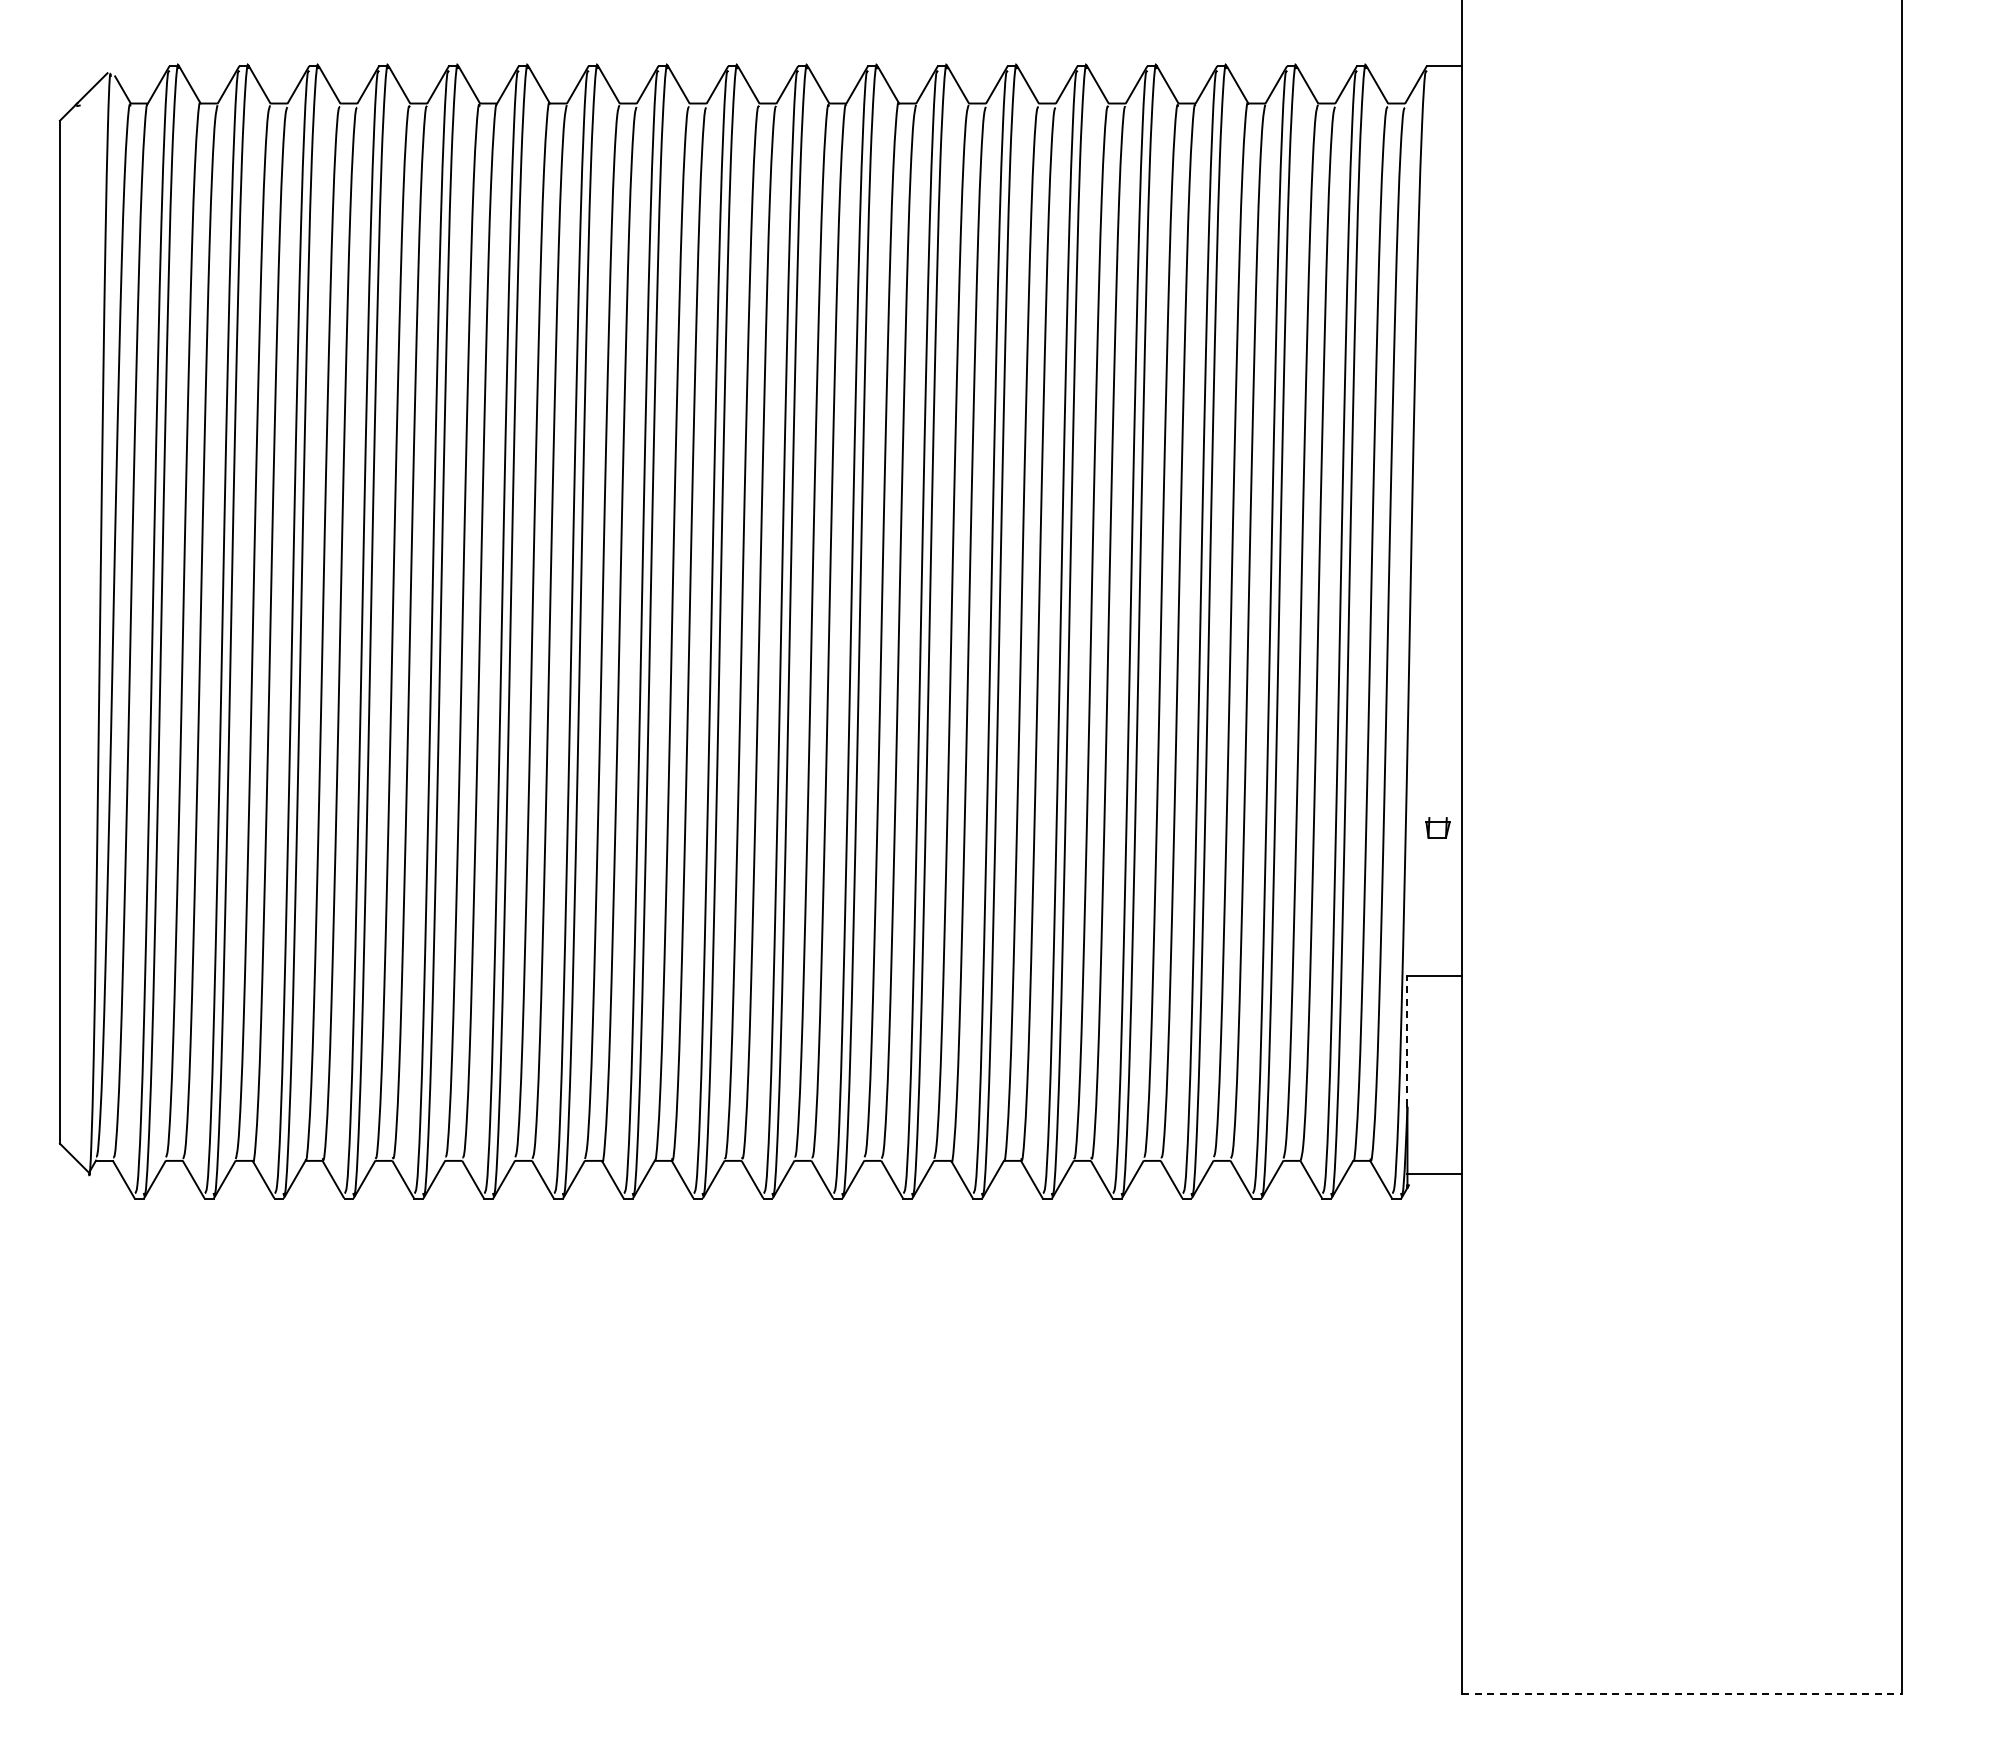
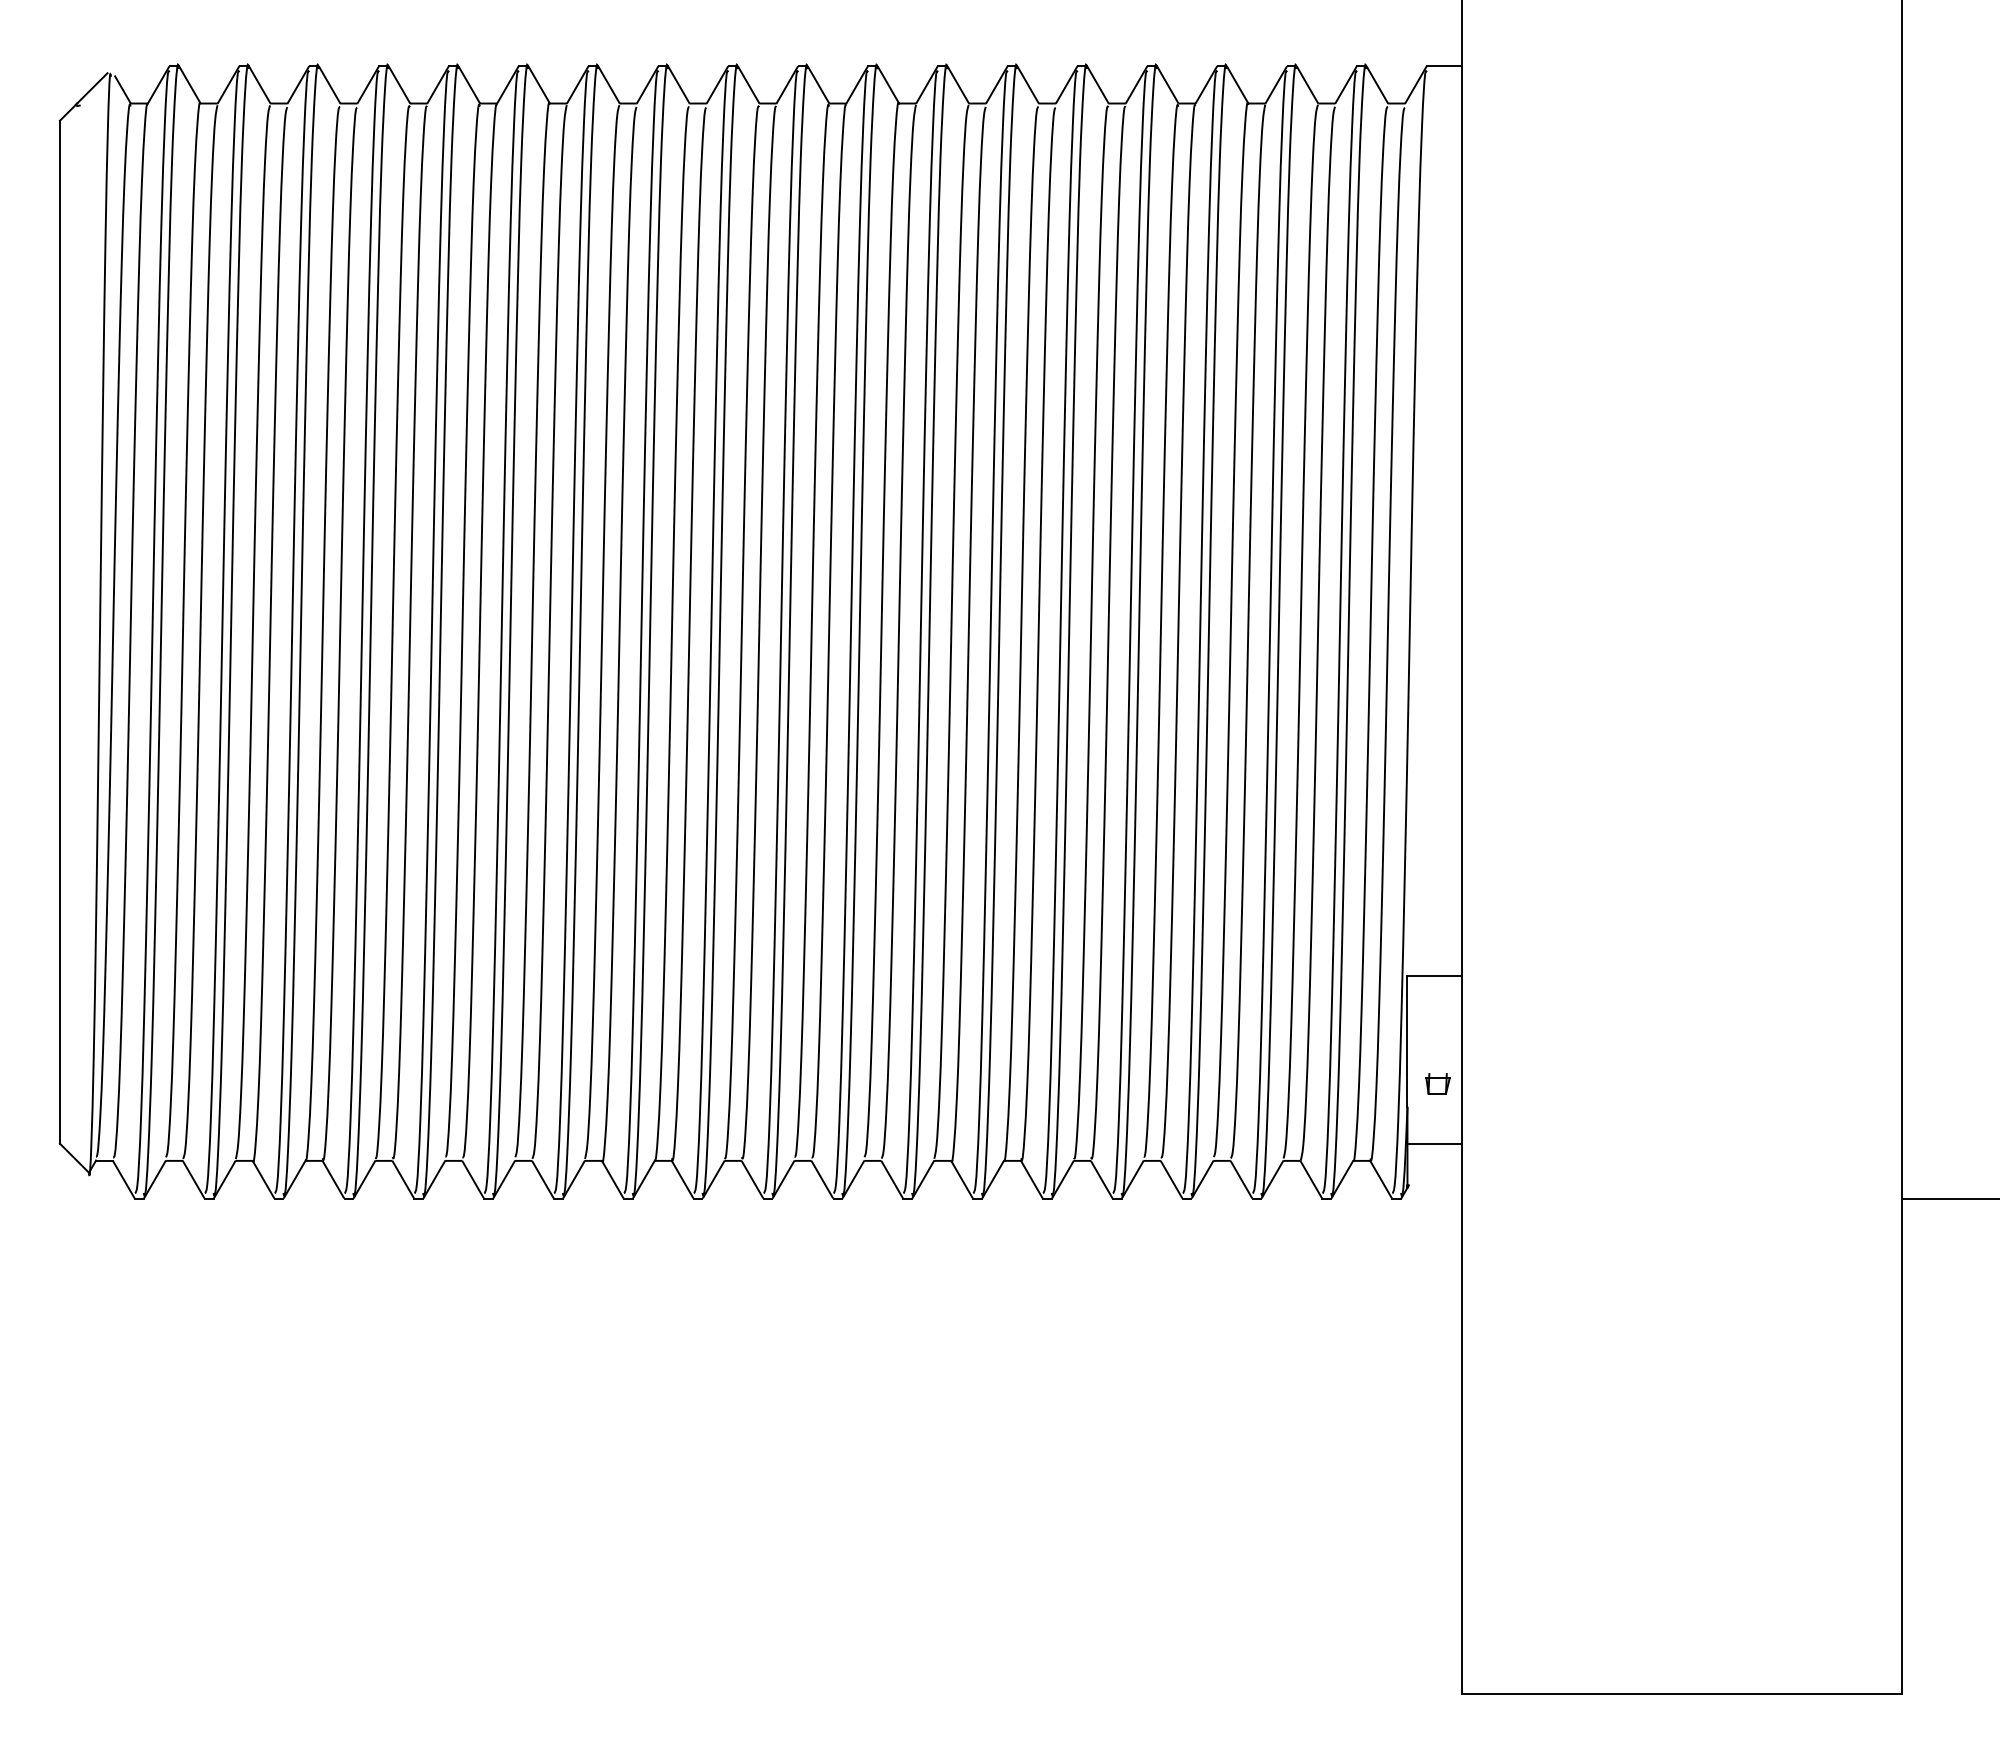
part position: (1437, 827) -> (1437, 1083) (1437, 1083)
line: dashed -> solid (1407, 1040)
line position: (1434, 1173) -> (1434, 1143) (1434, 1143)
line: none -> present (1949, 1198)
line: dashed -> solid (1682, 1693)
